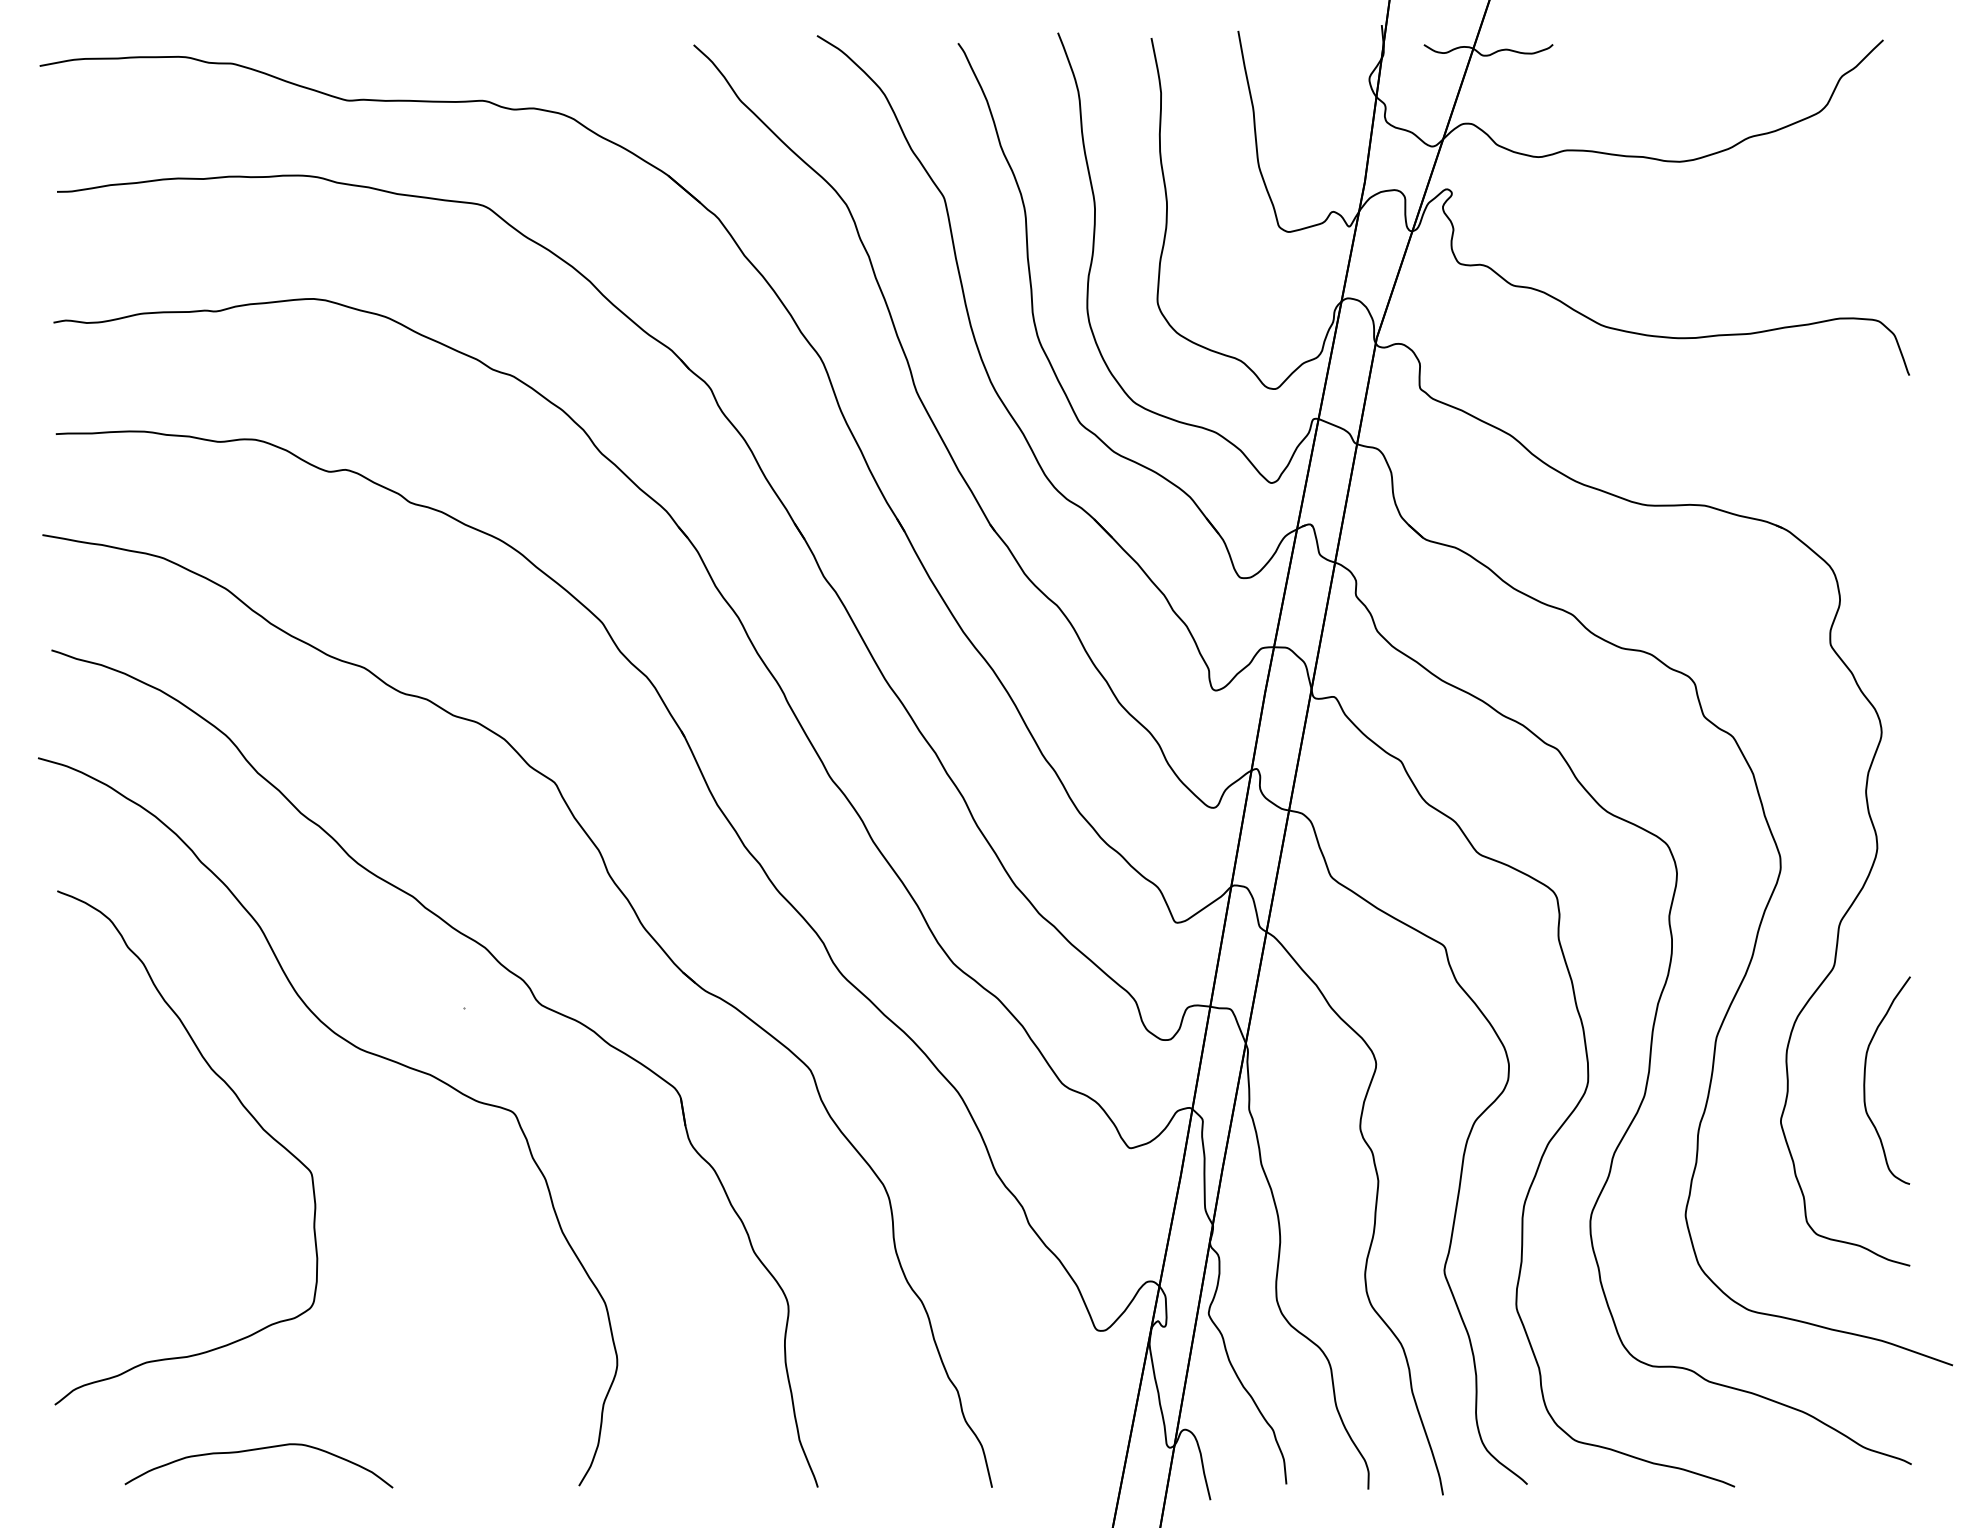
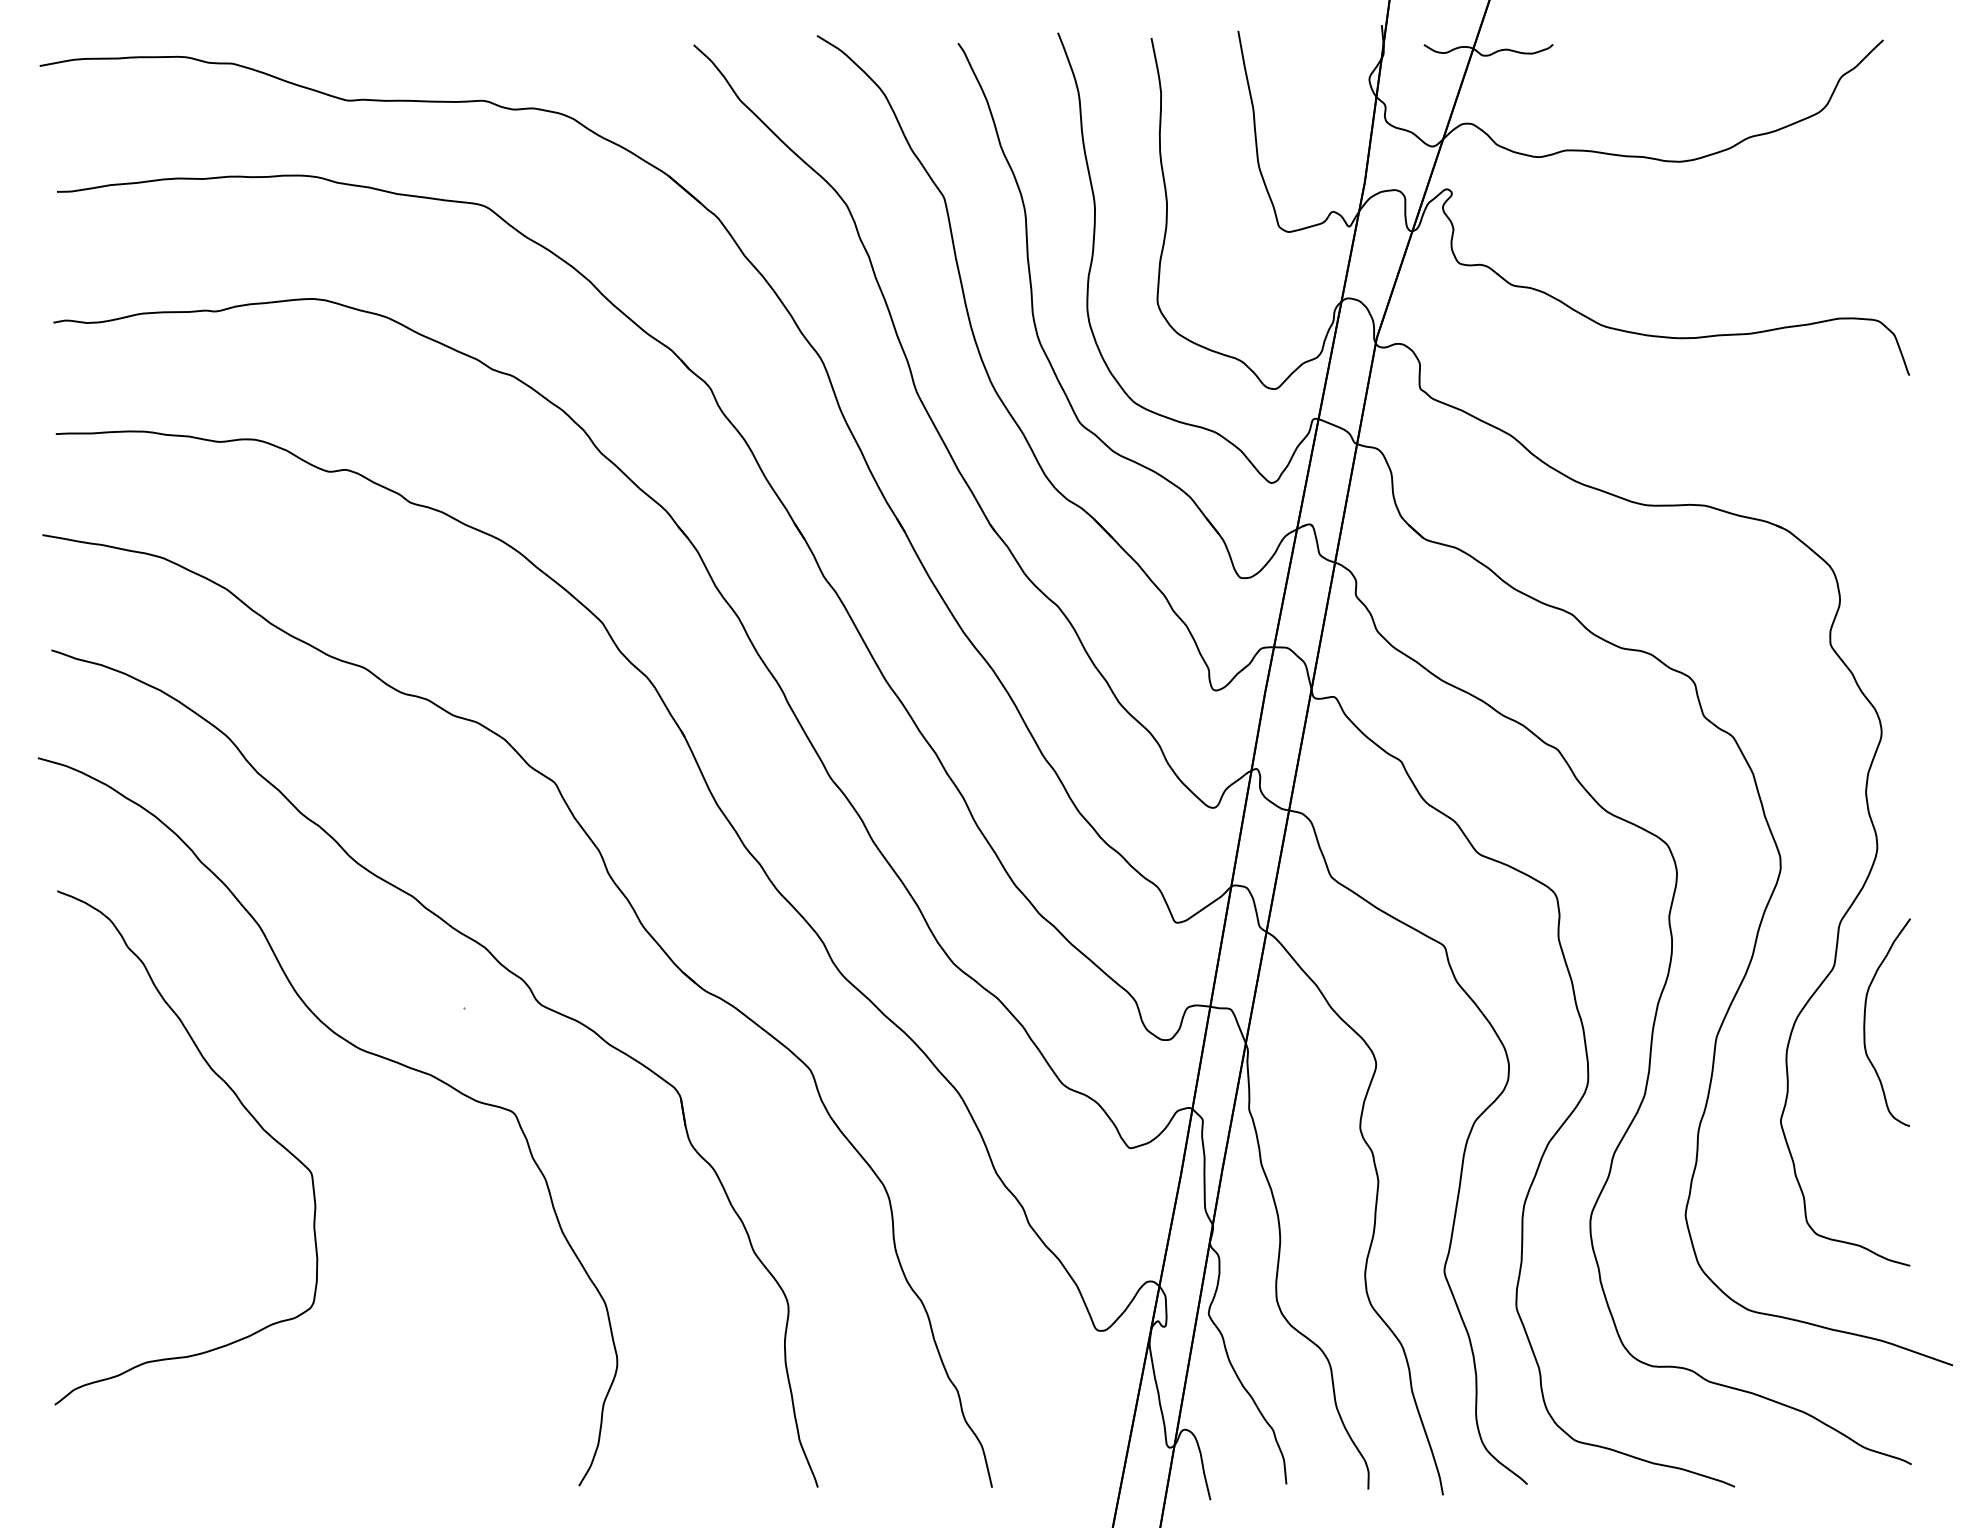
curve position: (1865, 1080) -> (1865, 1022) (1865, 1022)
curve: present -> none (256, 1450)
